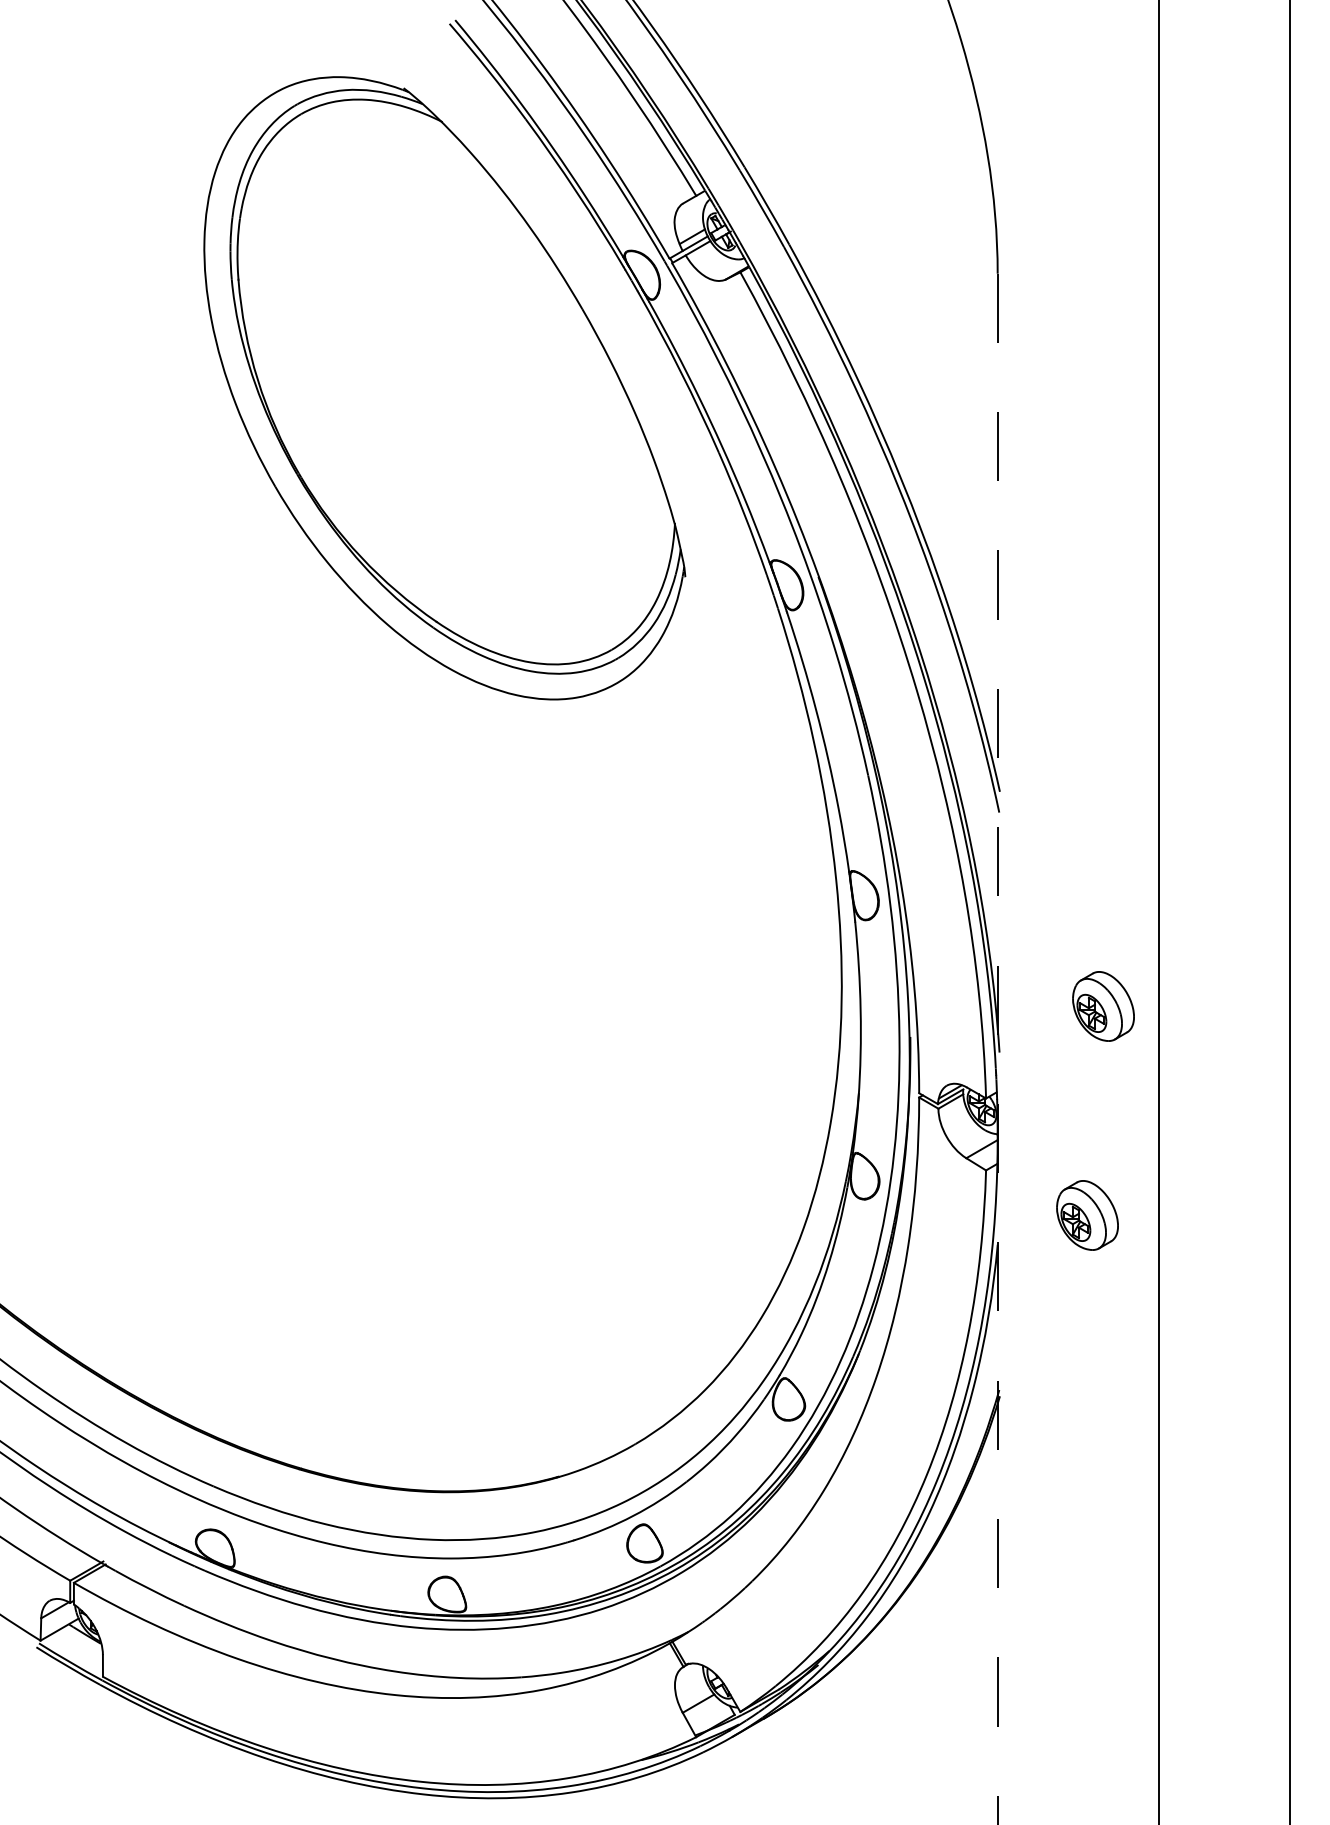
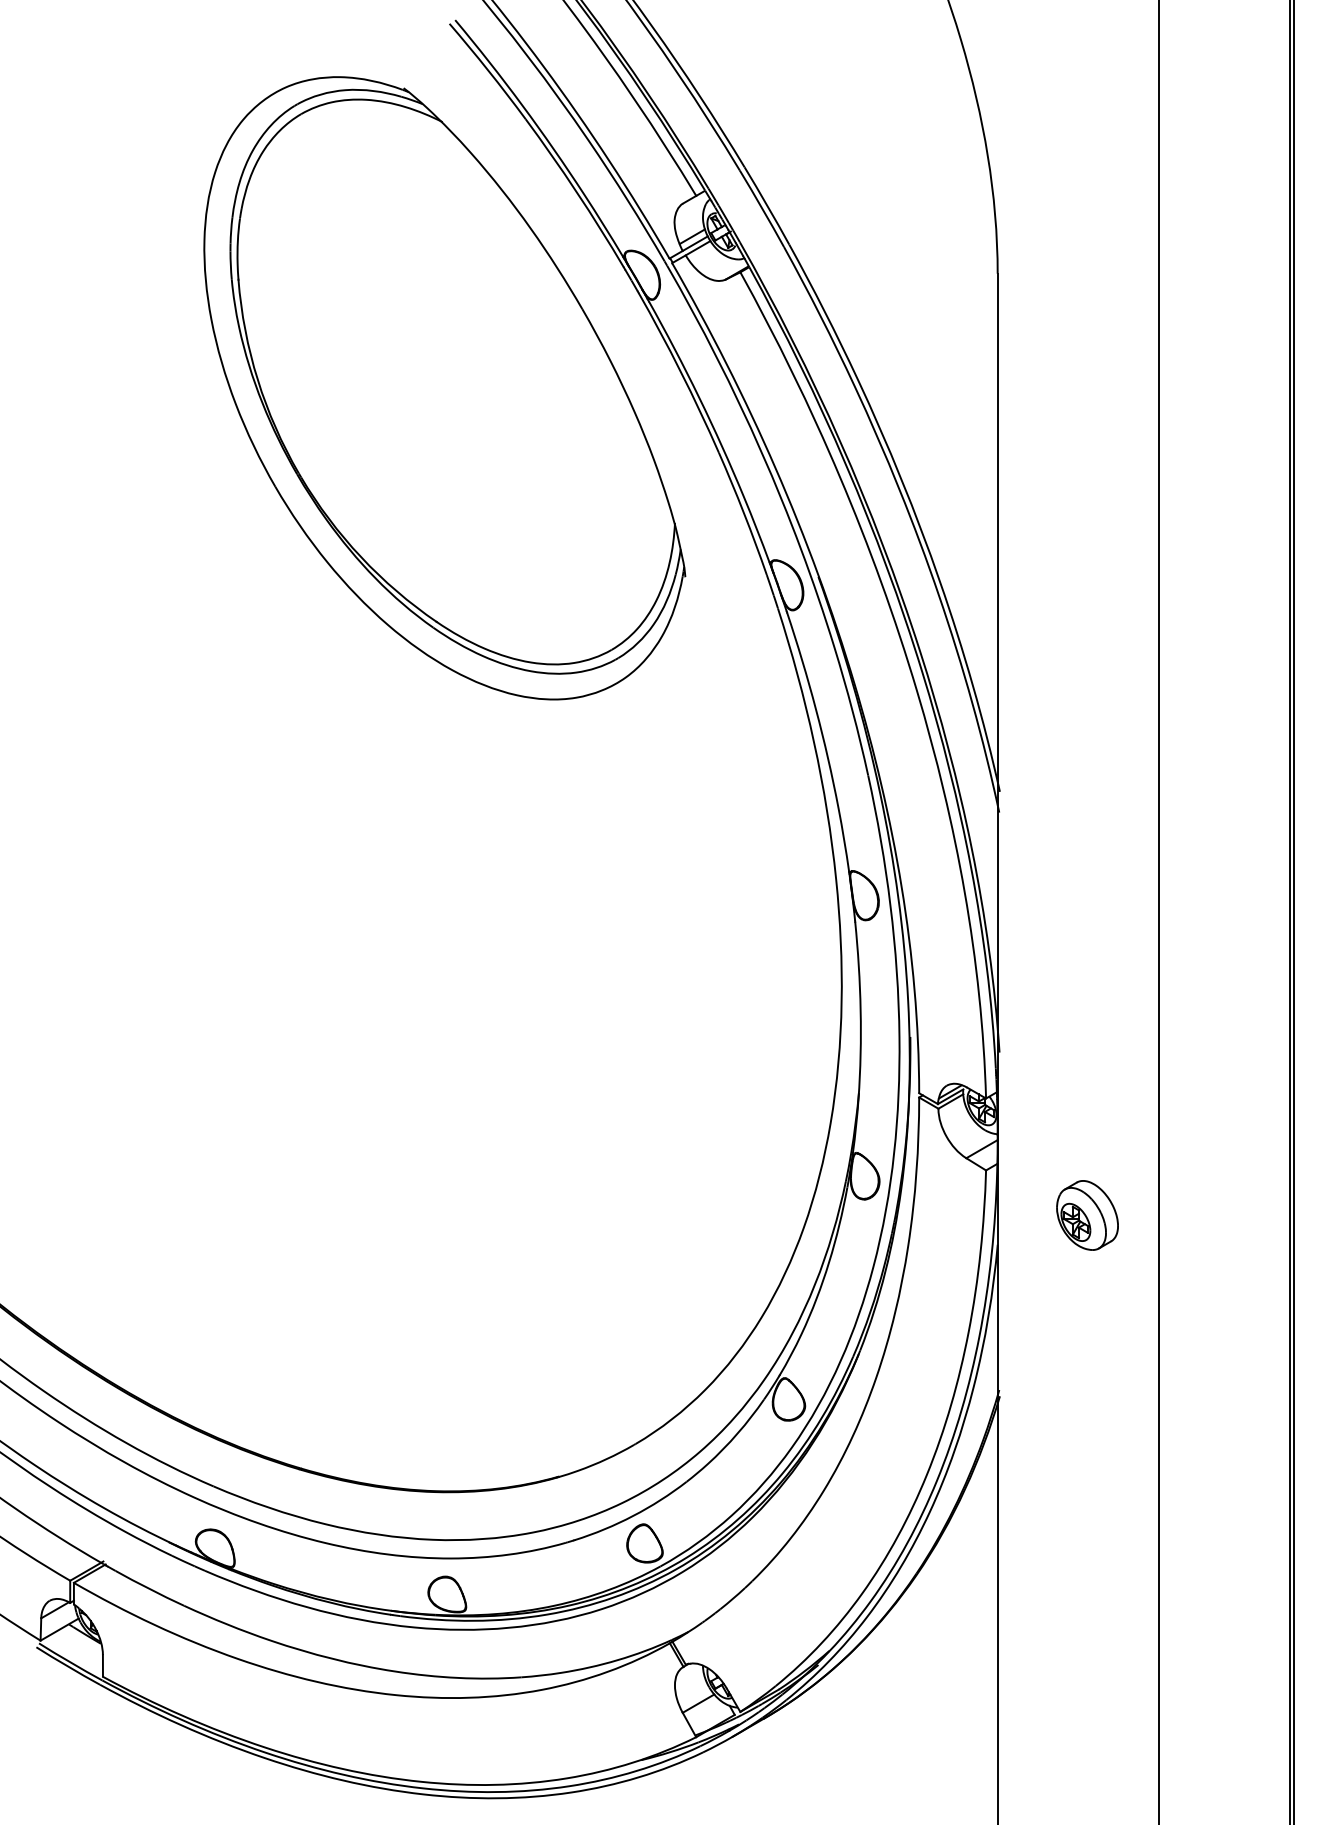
line: none -> present (1293, 911)
part: present -> none (1103, 1006)
line: dashed -> solid (997, 1049)
